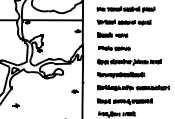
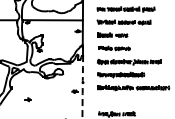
arc: solid -> dashed (82, 88)
part: present -> none (124, 101)
part position: (15, 105) -> (27, 99) (27, 99)
